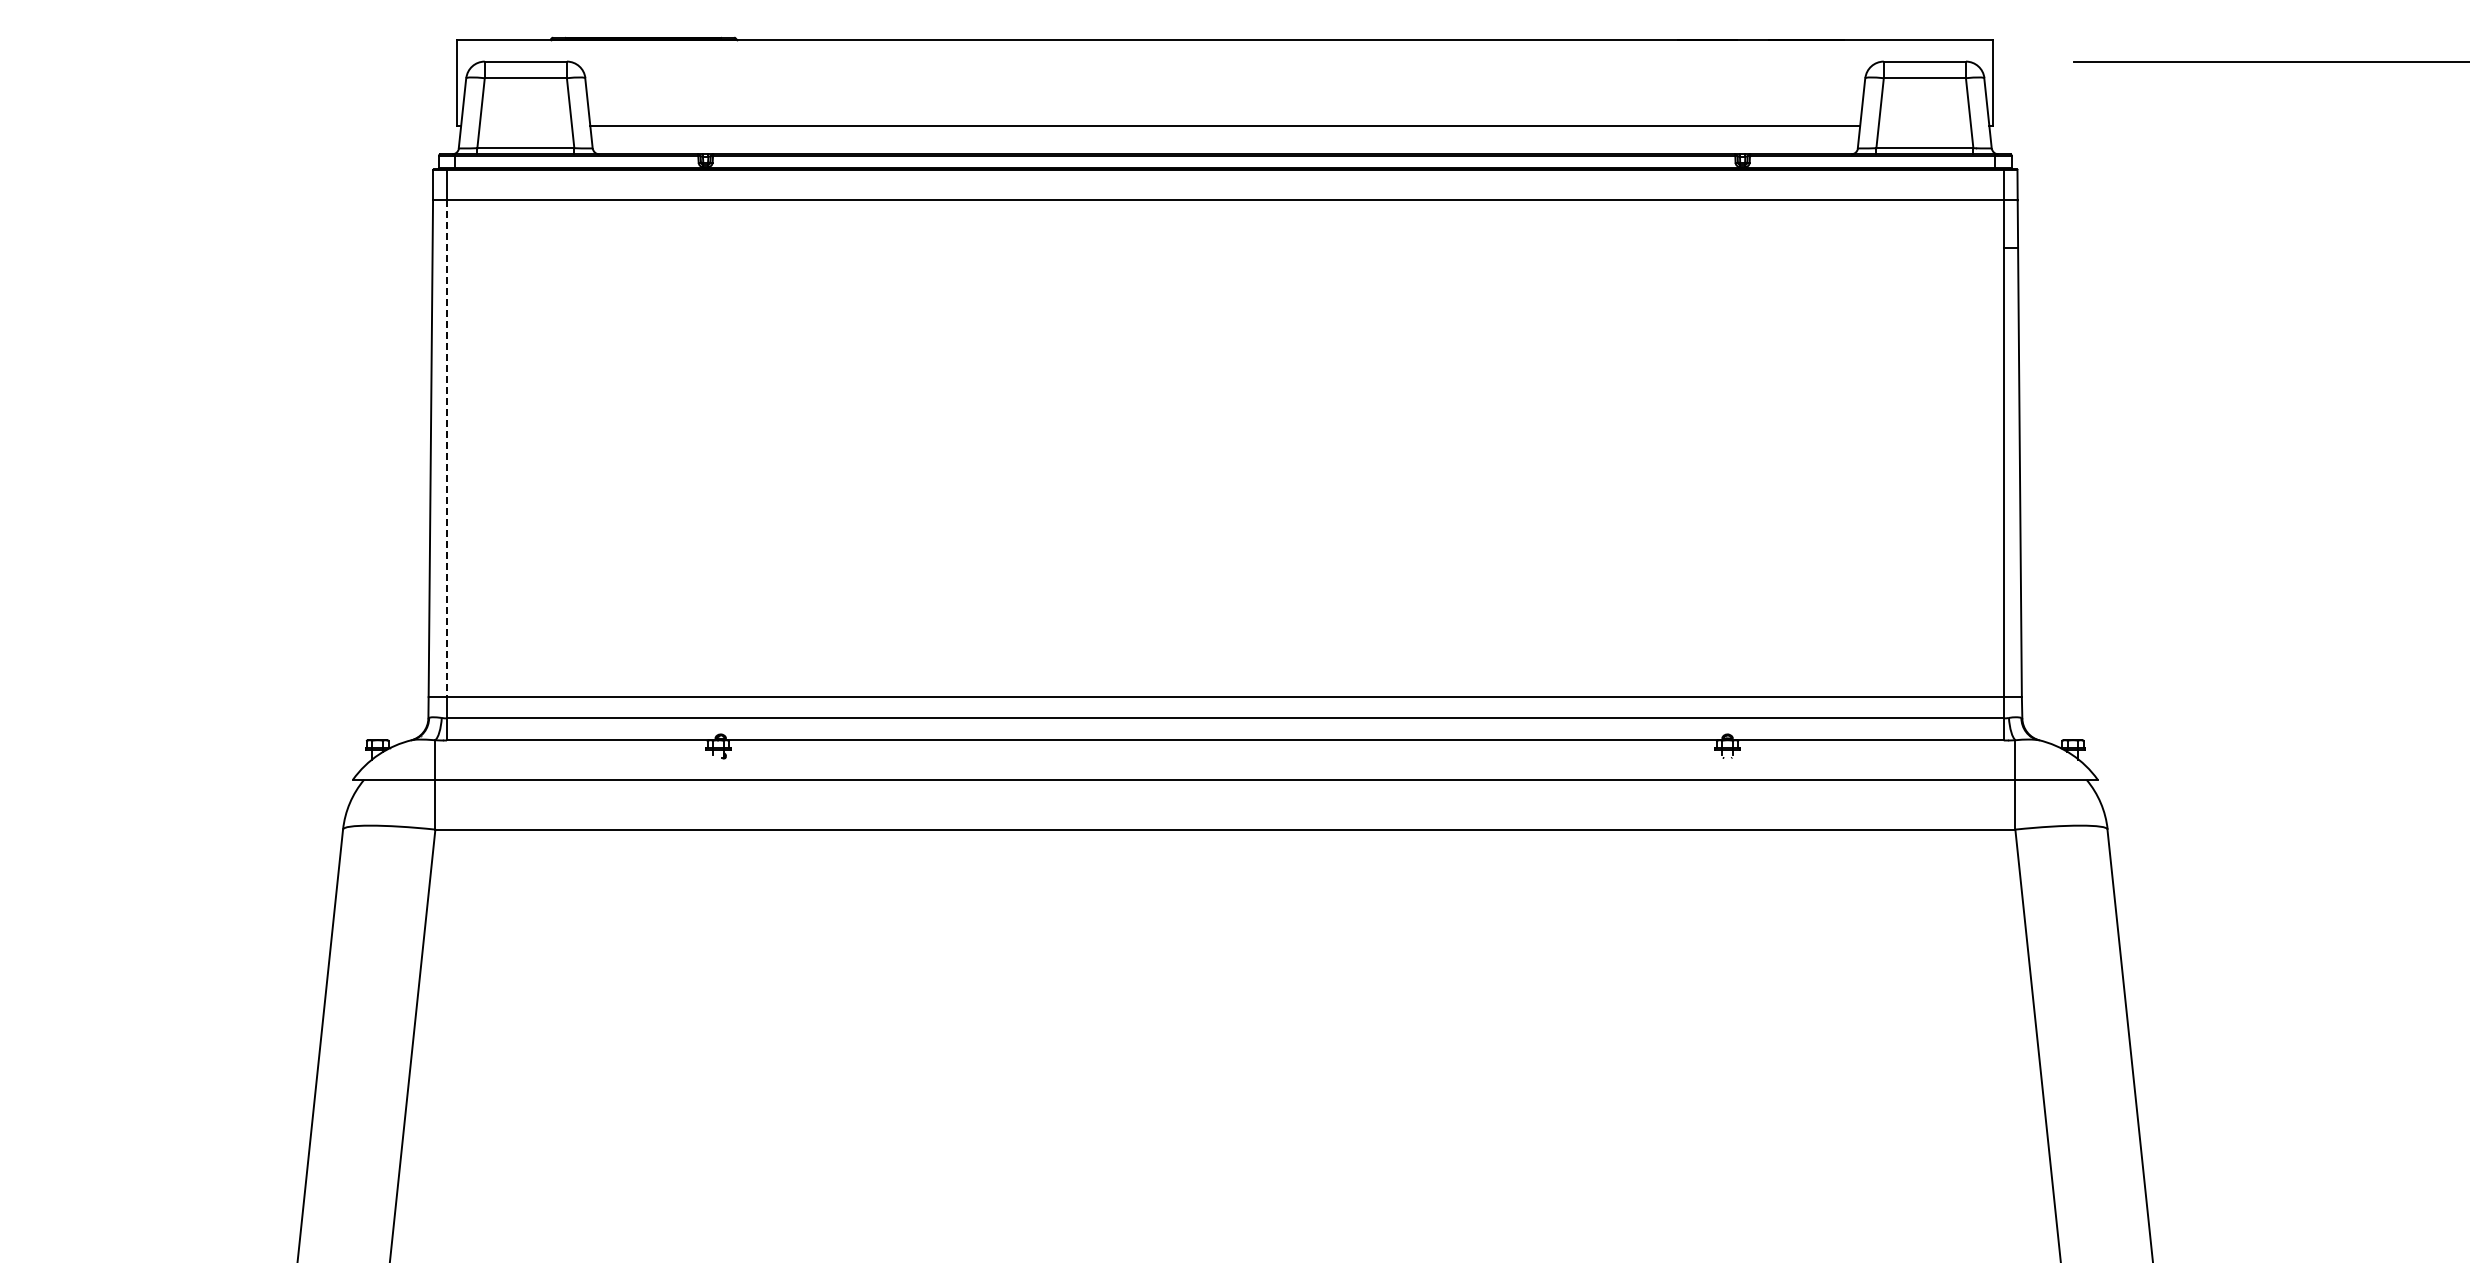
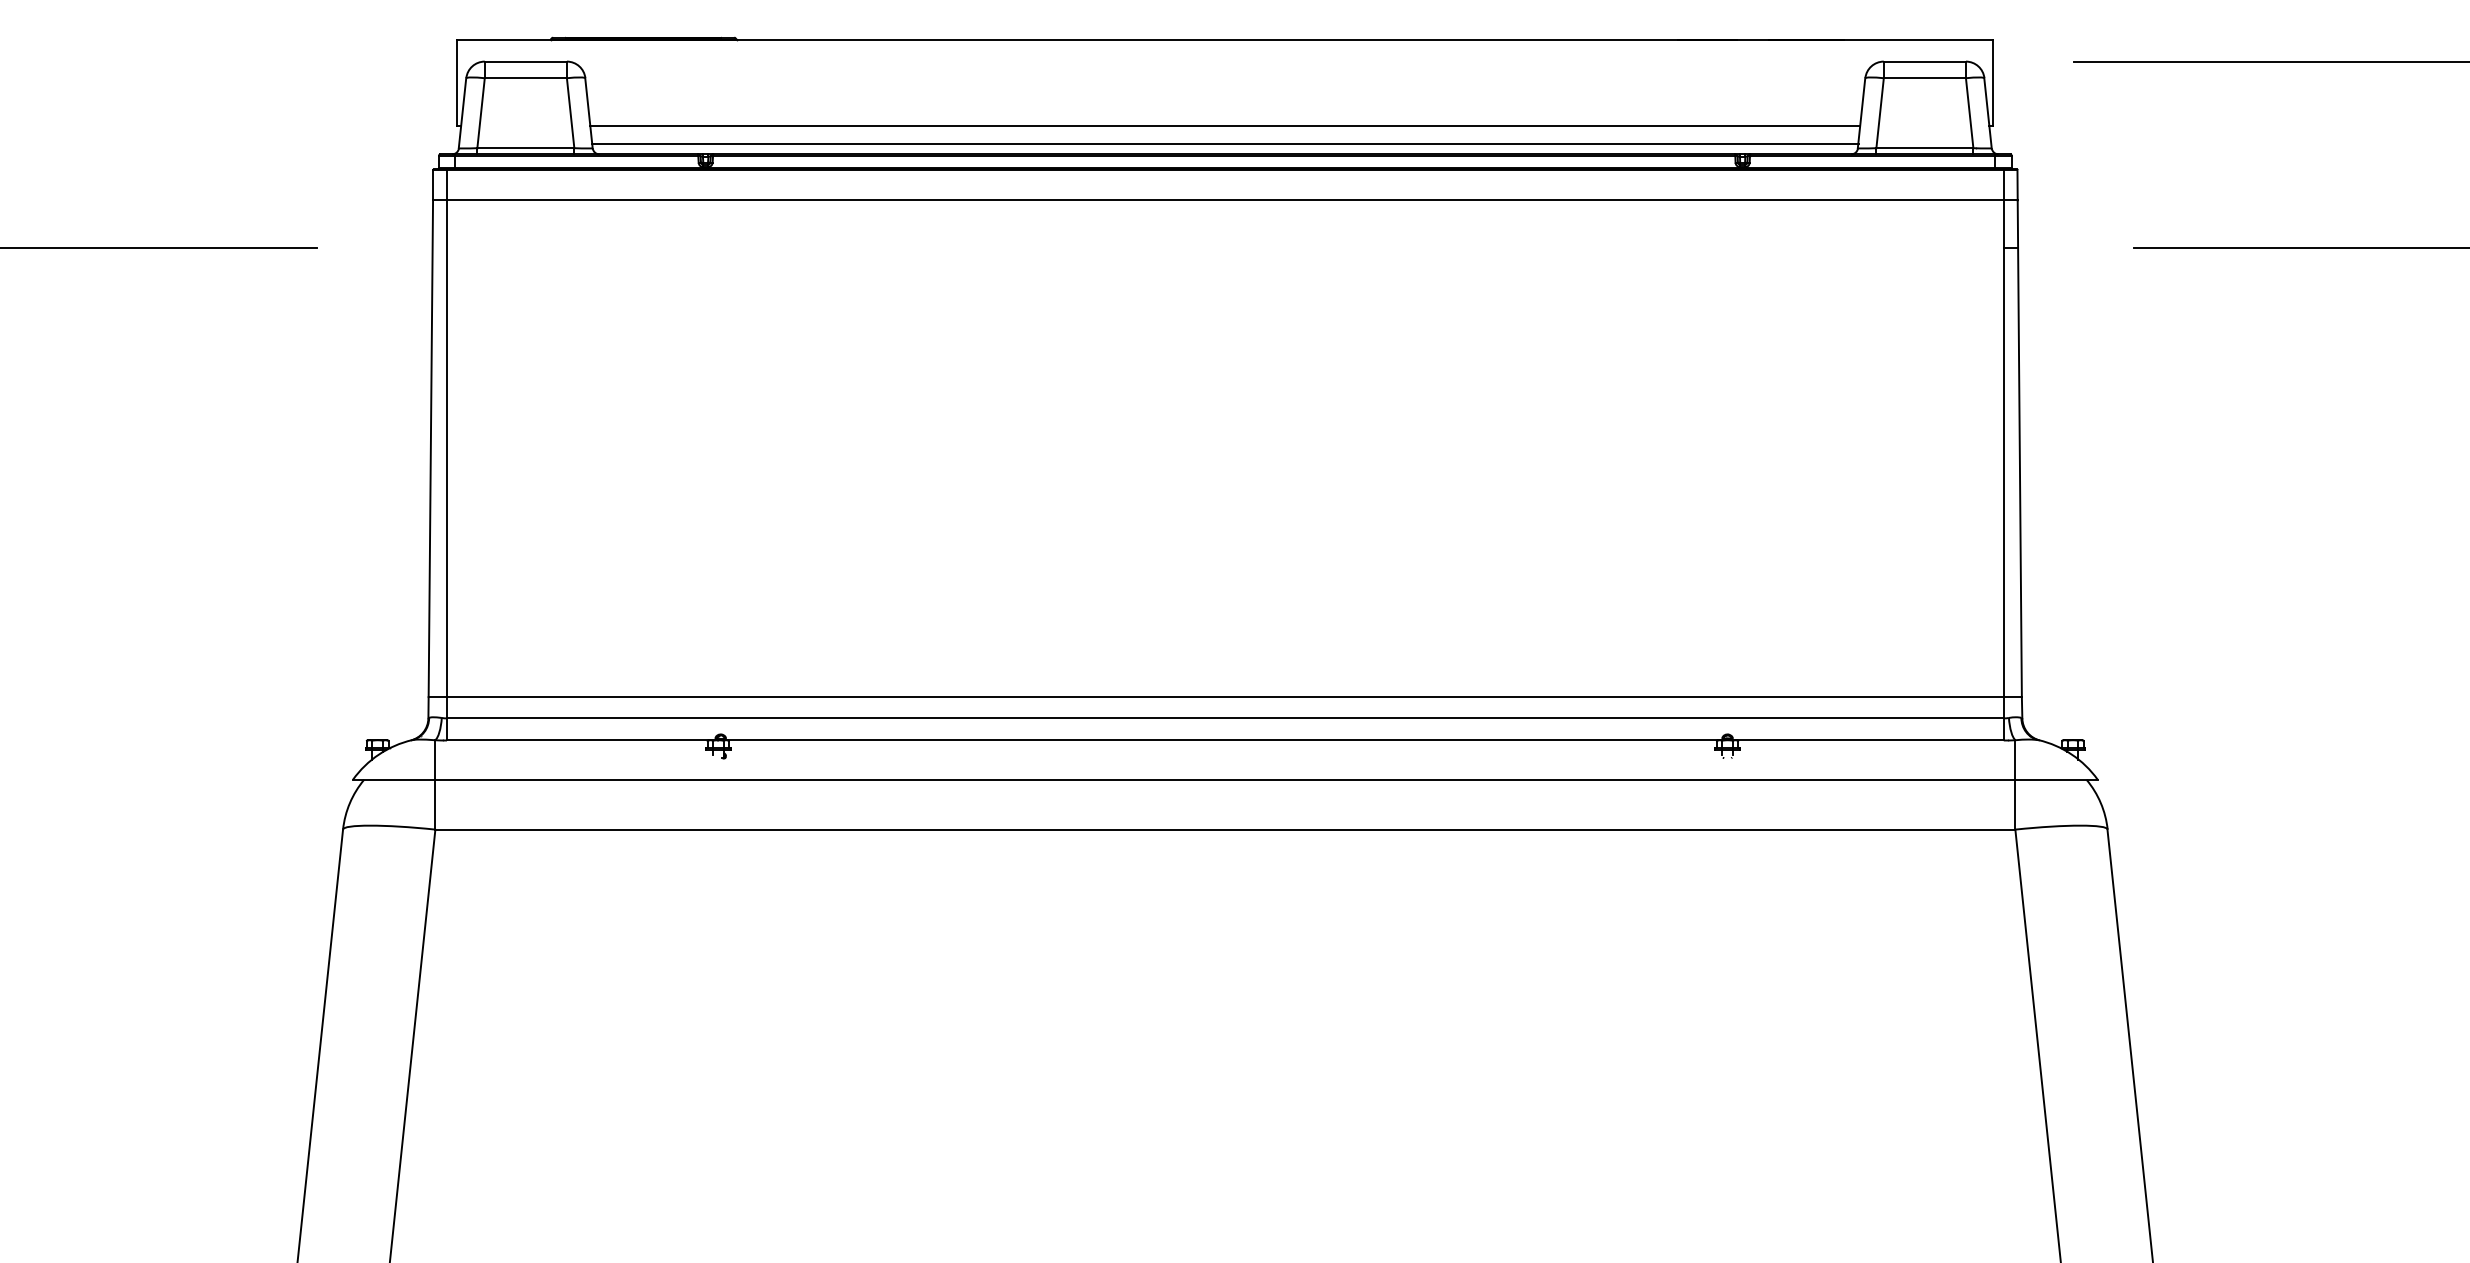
line: none -> present (1225, 143)
line: none -> present (159, 247)
line: none -> present (2299, 247)
line: dashed -> solid (446, 449)
